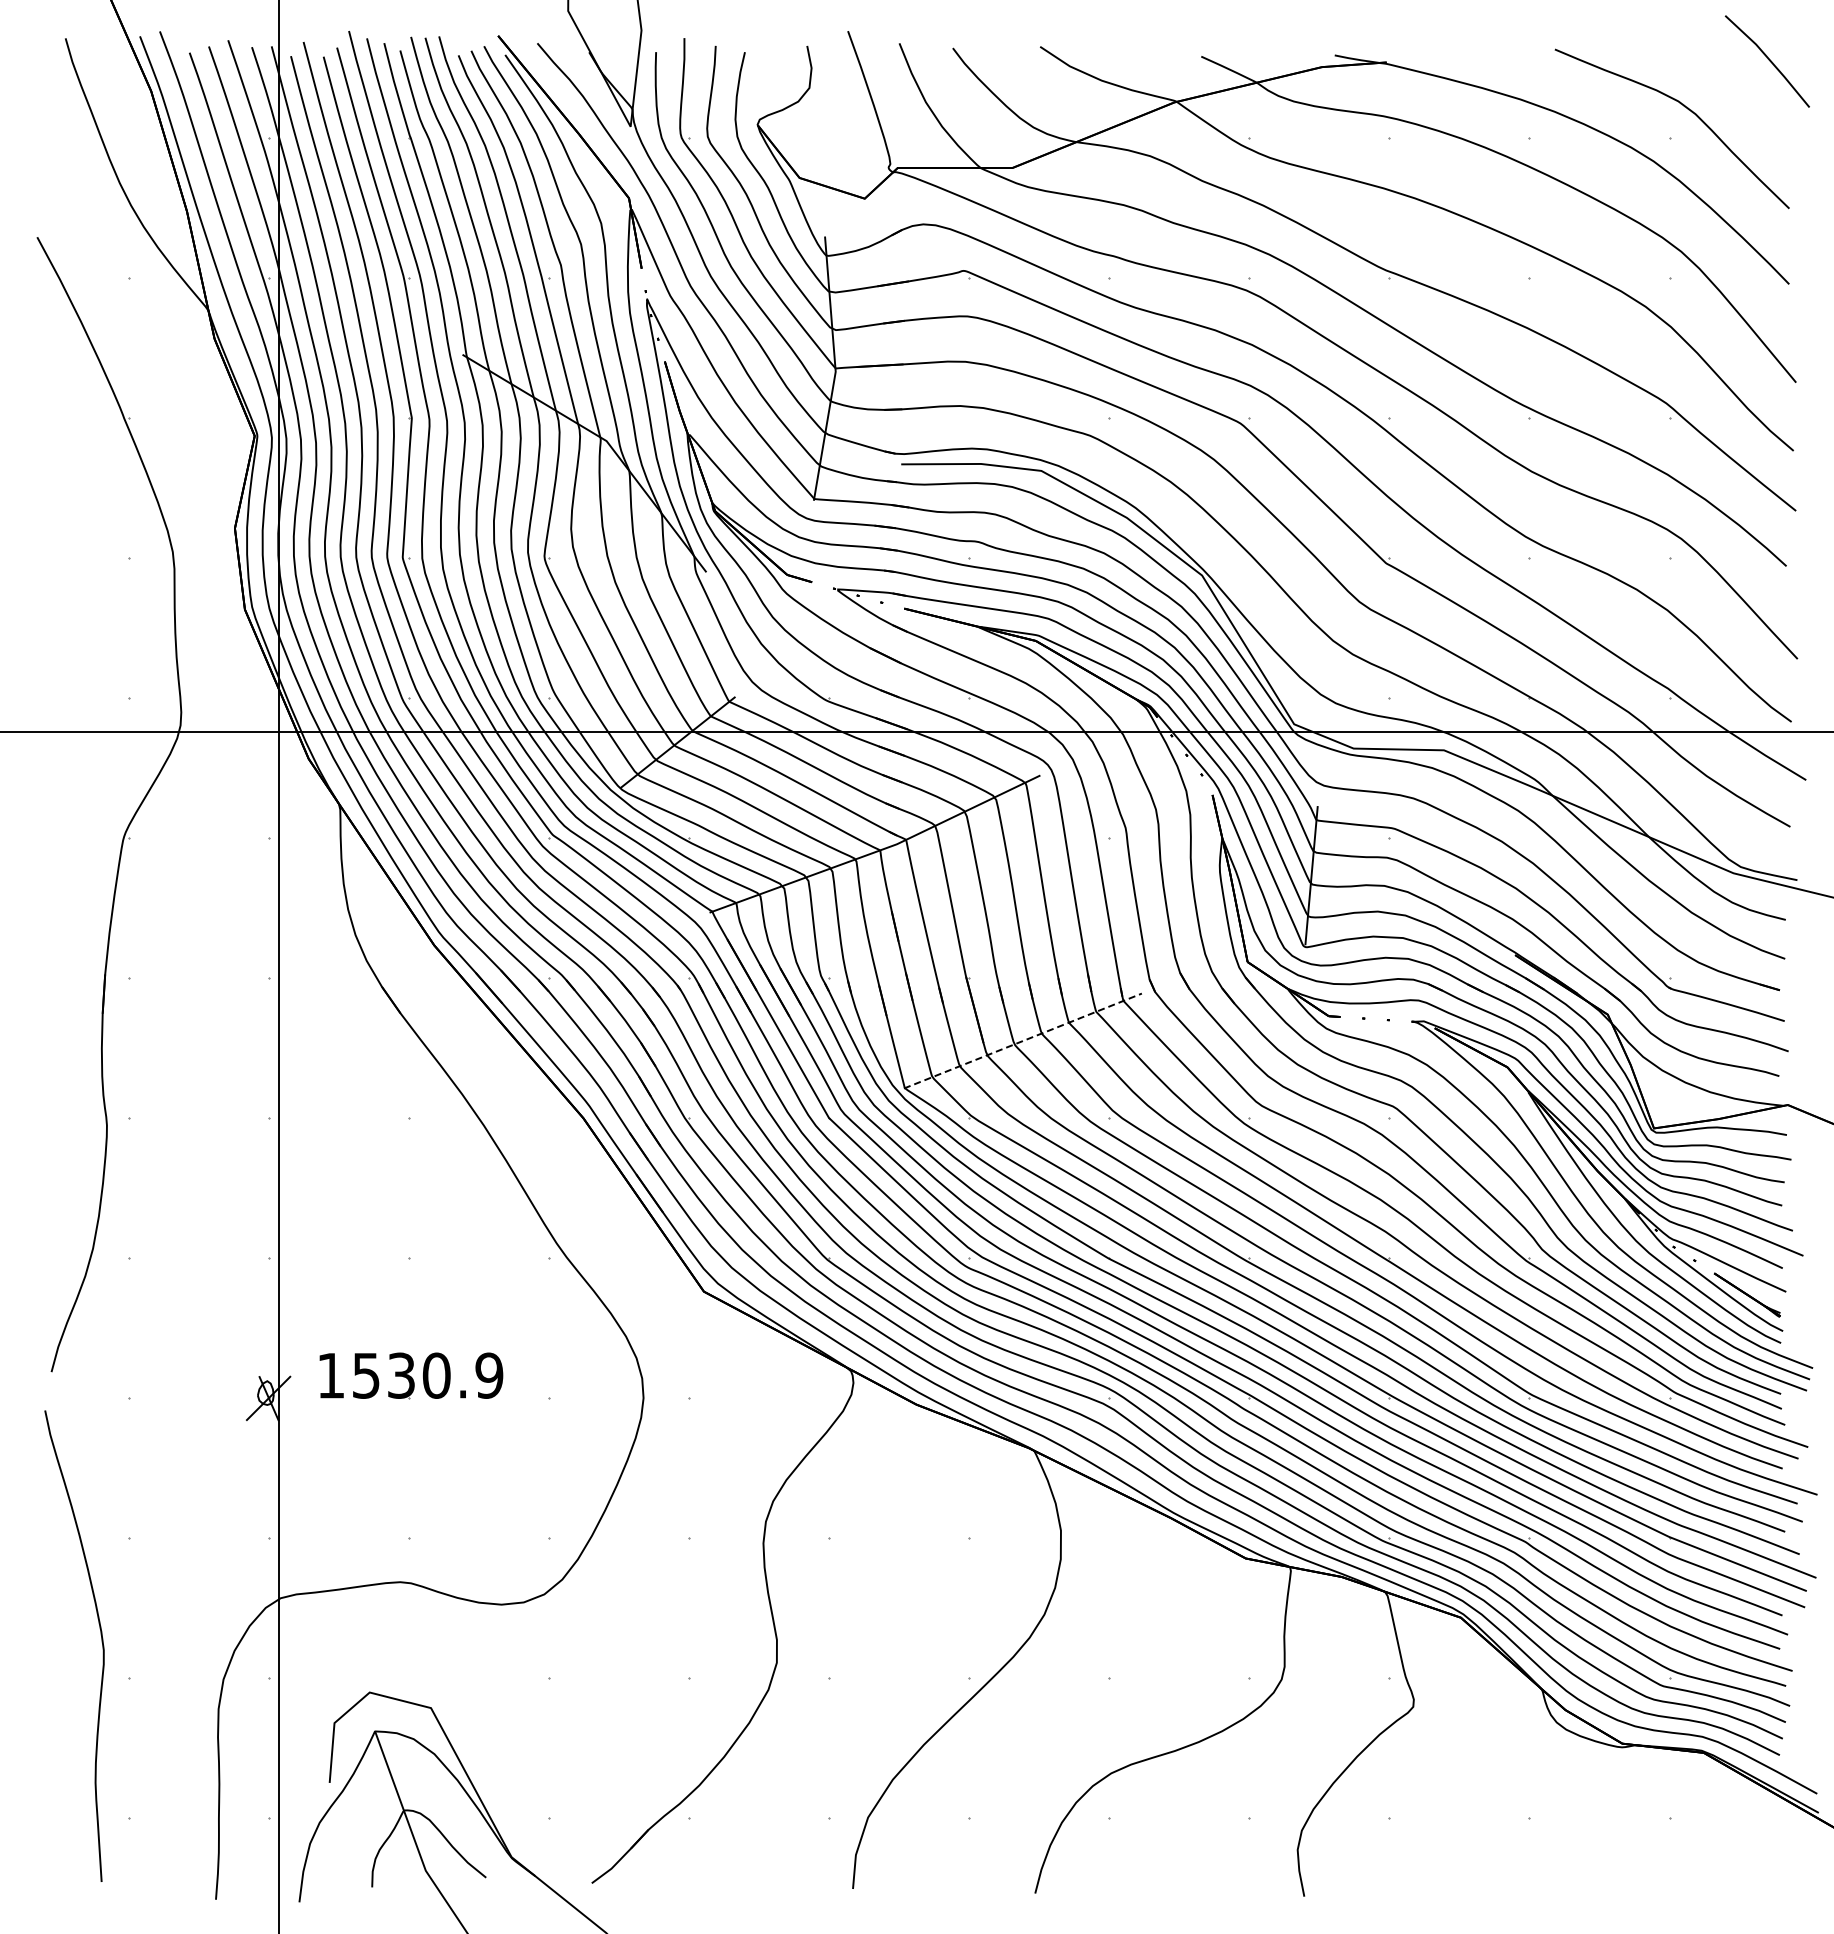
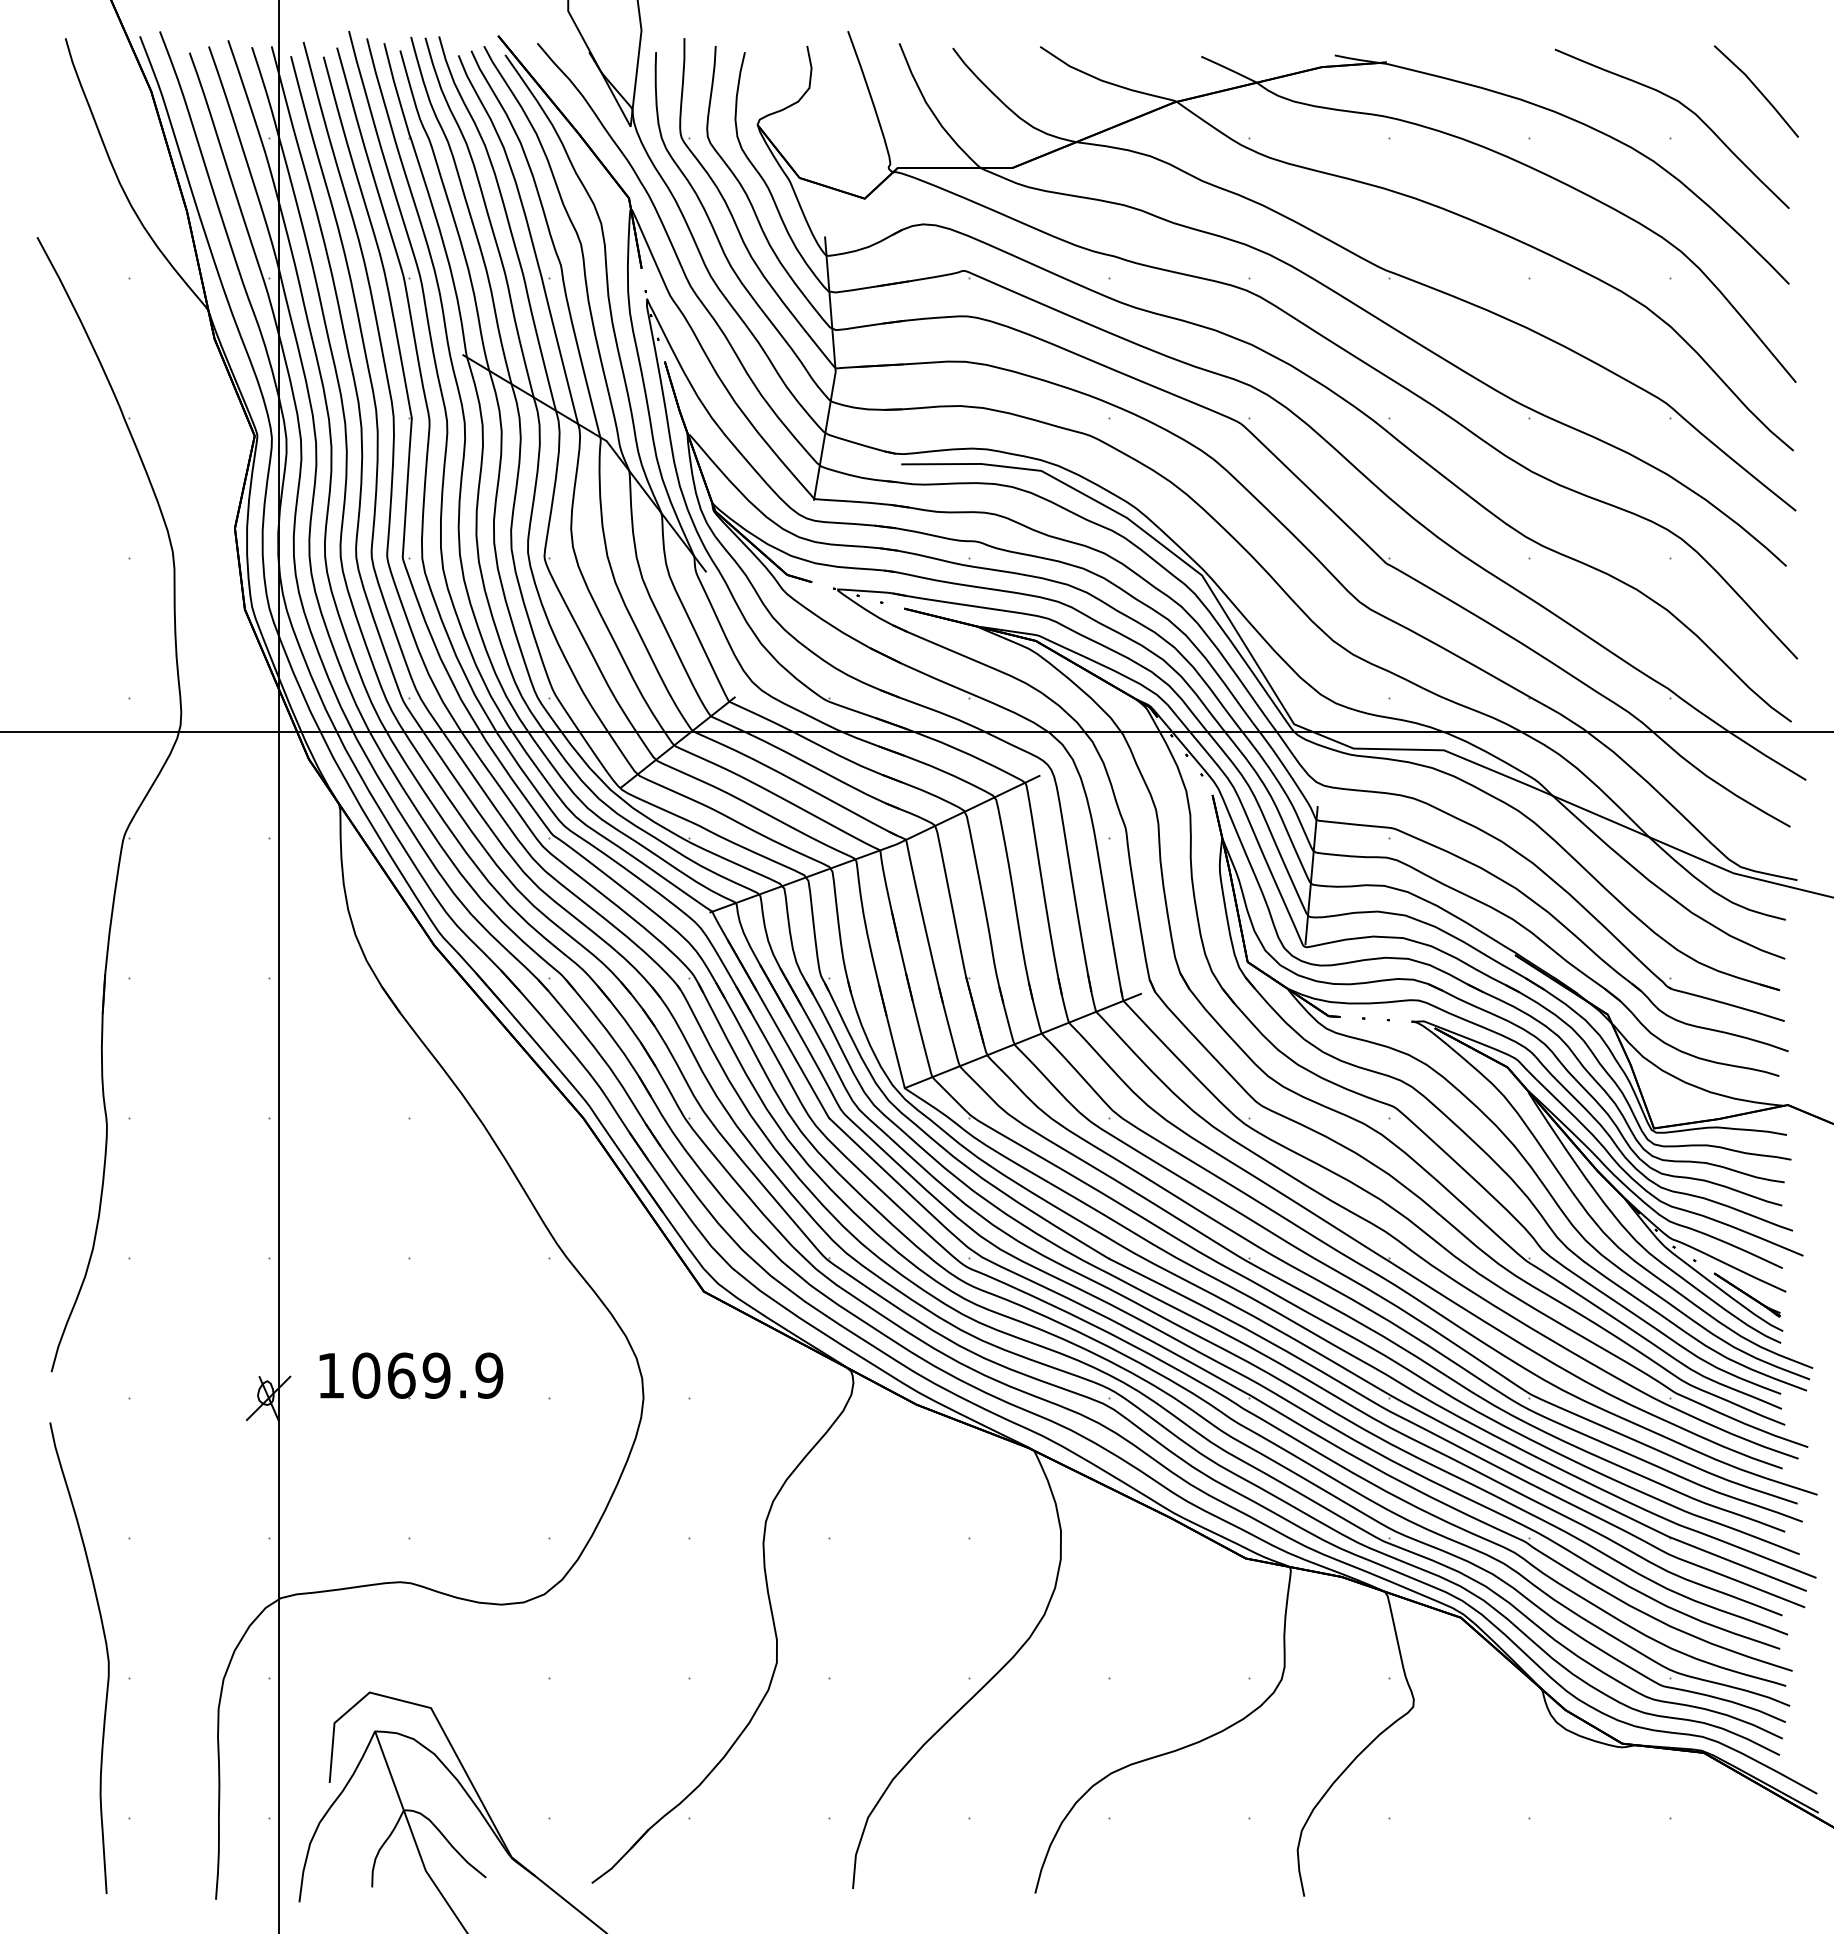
line position: (1767, 59) -> (1756, 89) (1756, 89)
line: dashed -> solid (1023, 1040)
text: 1530.9 -> 1069.9 (401, 1375)
curve position: (101, 1642) -> (106, 1654) (106, 1654)
